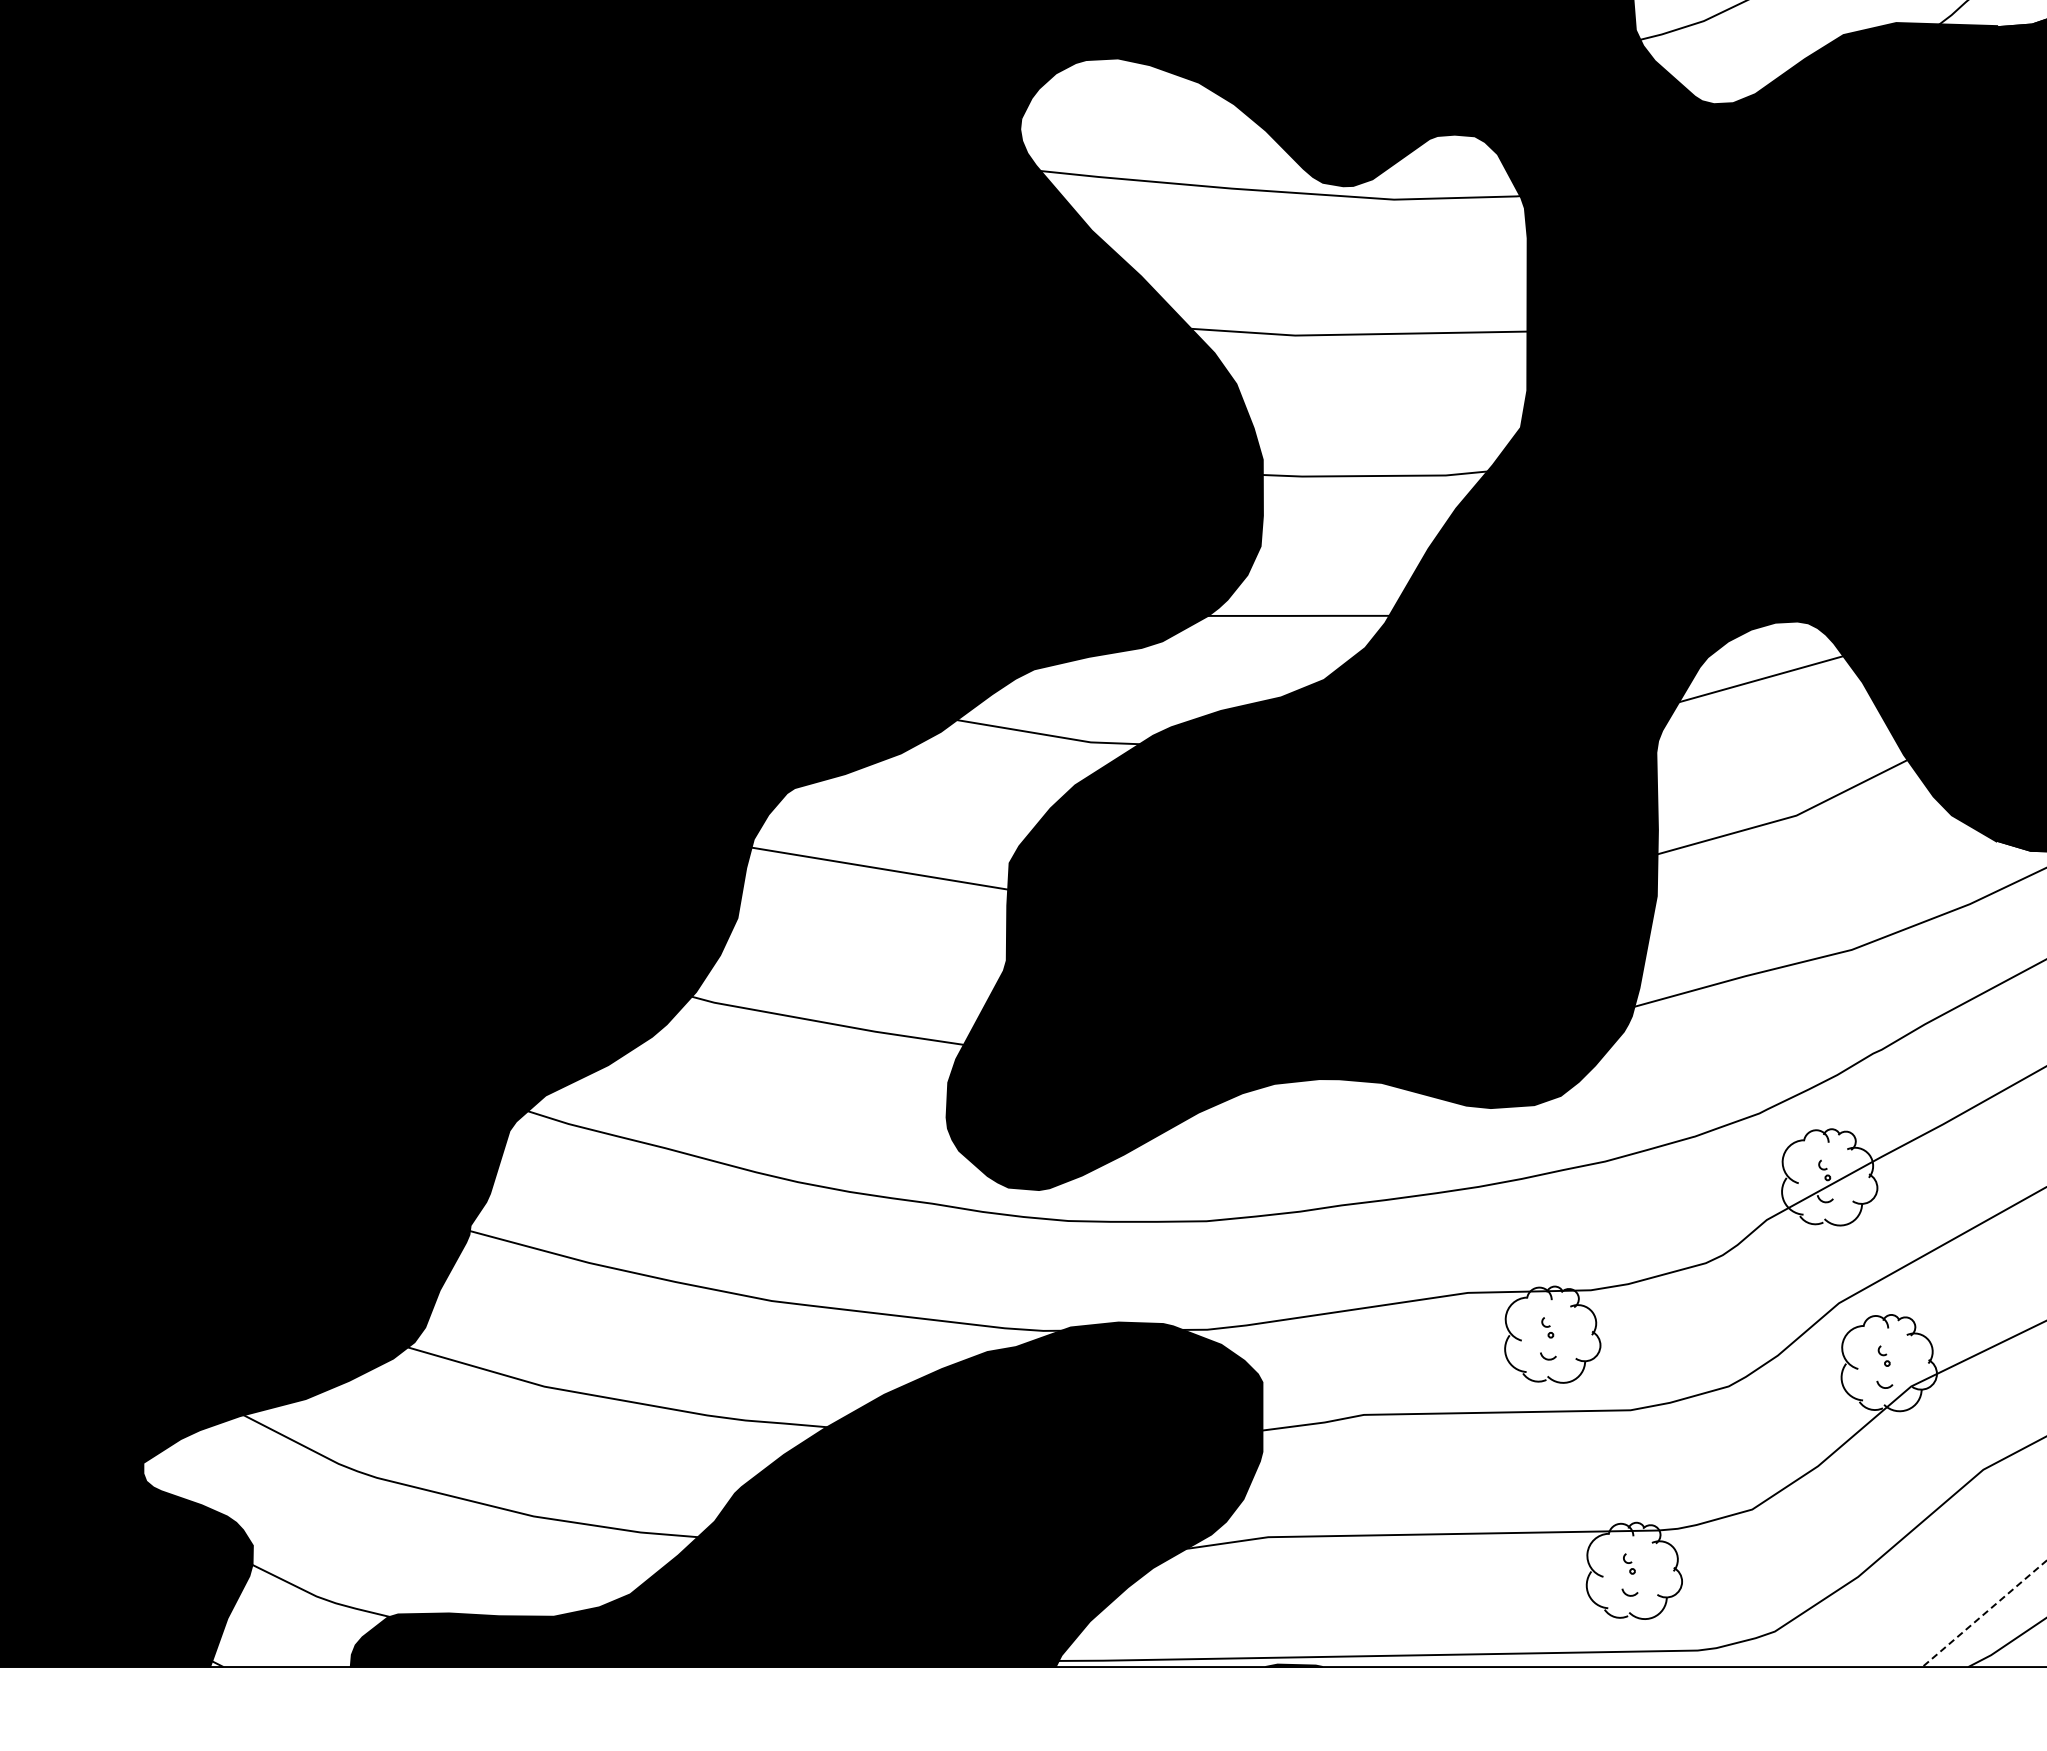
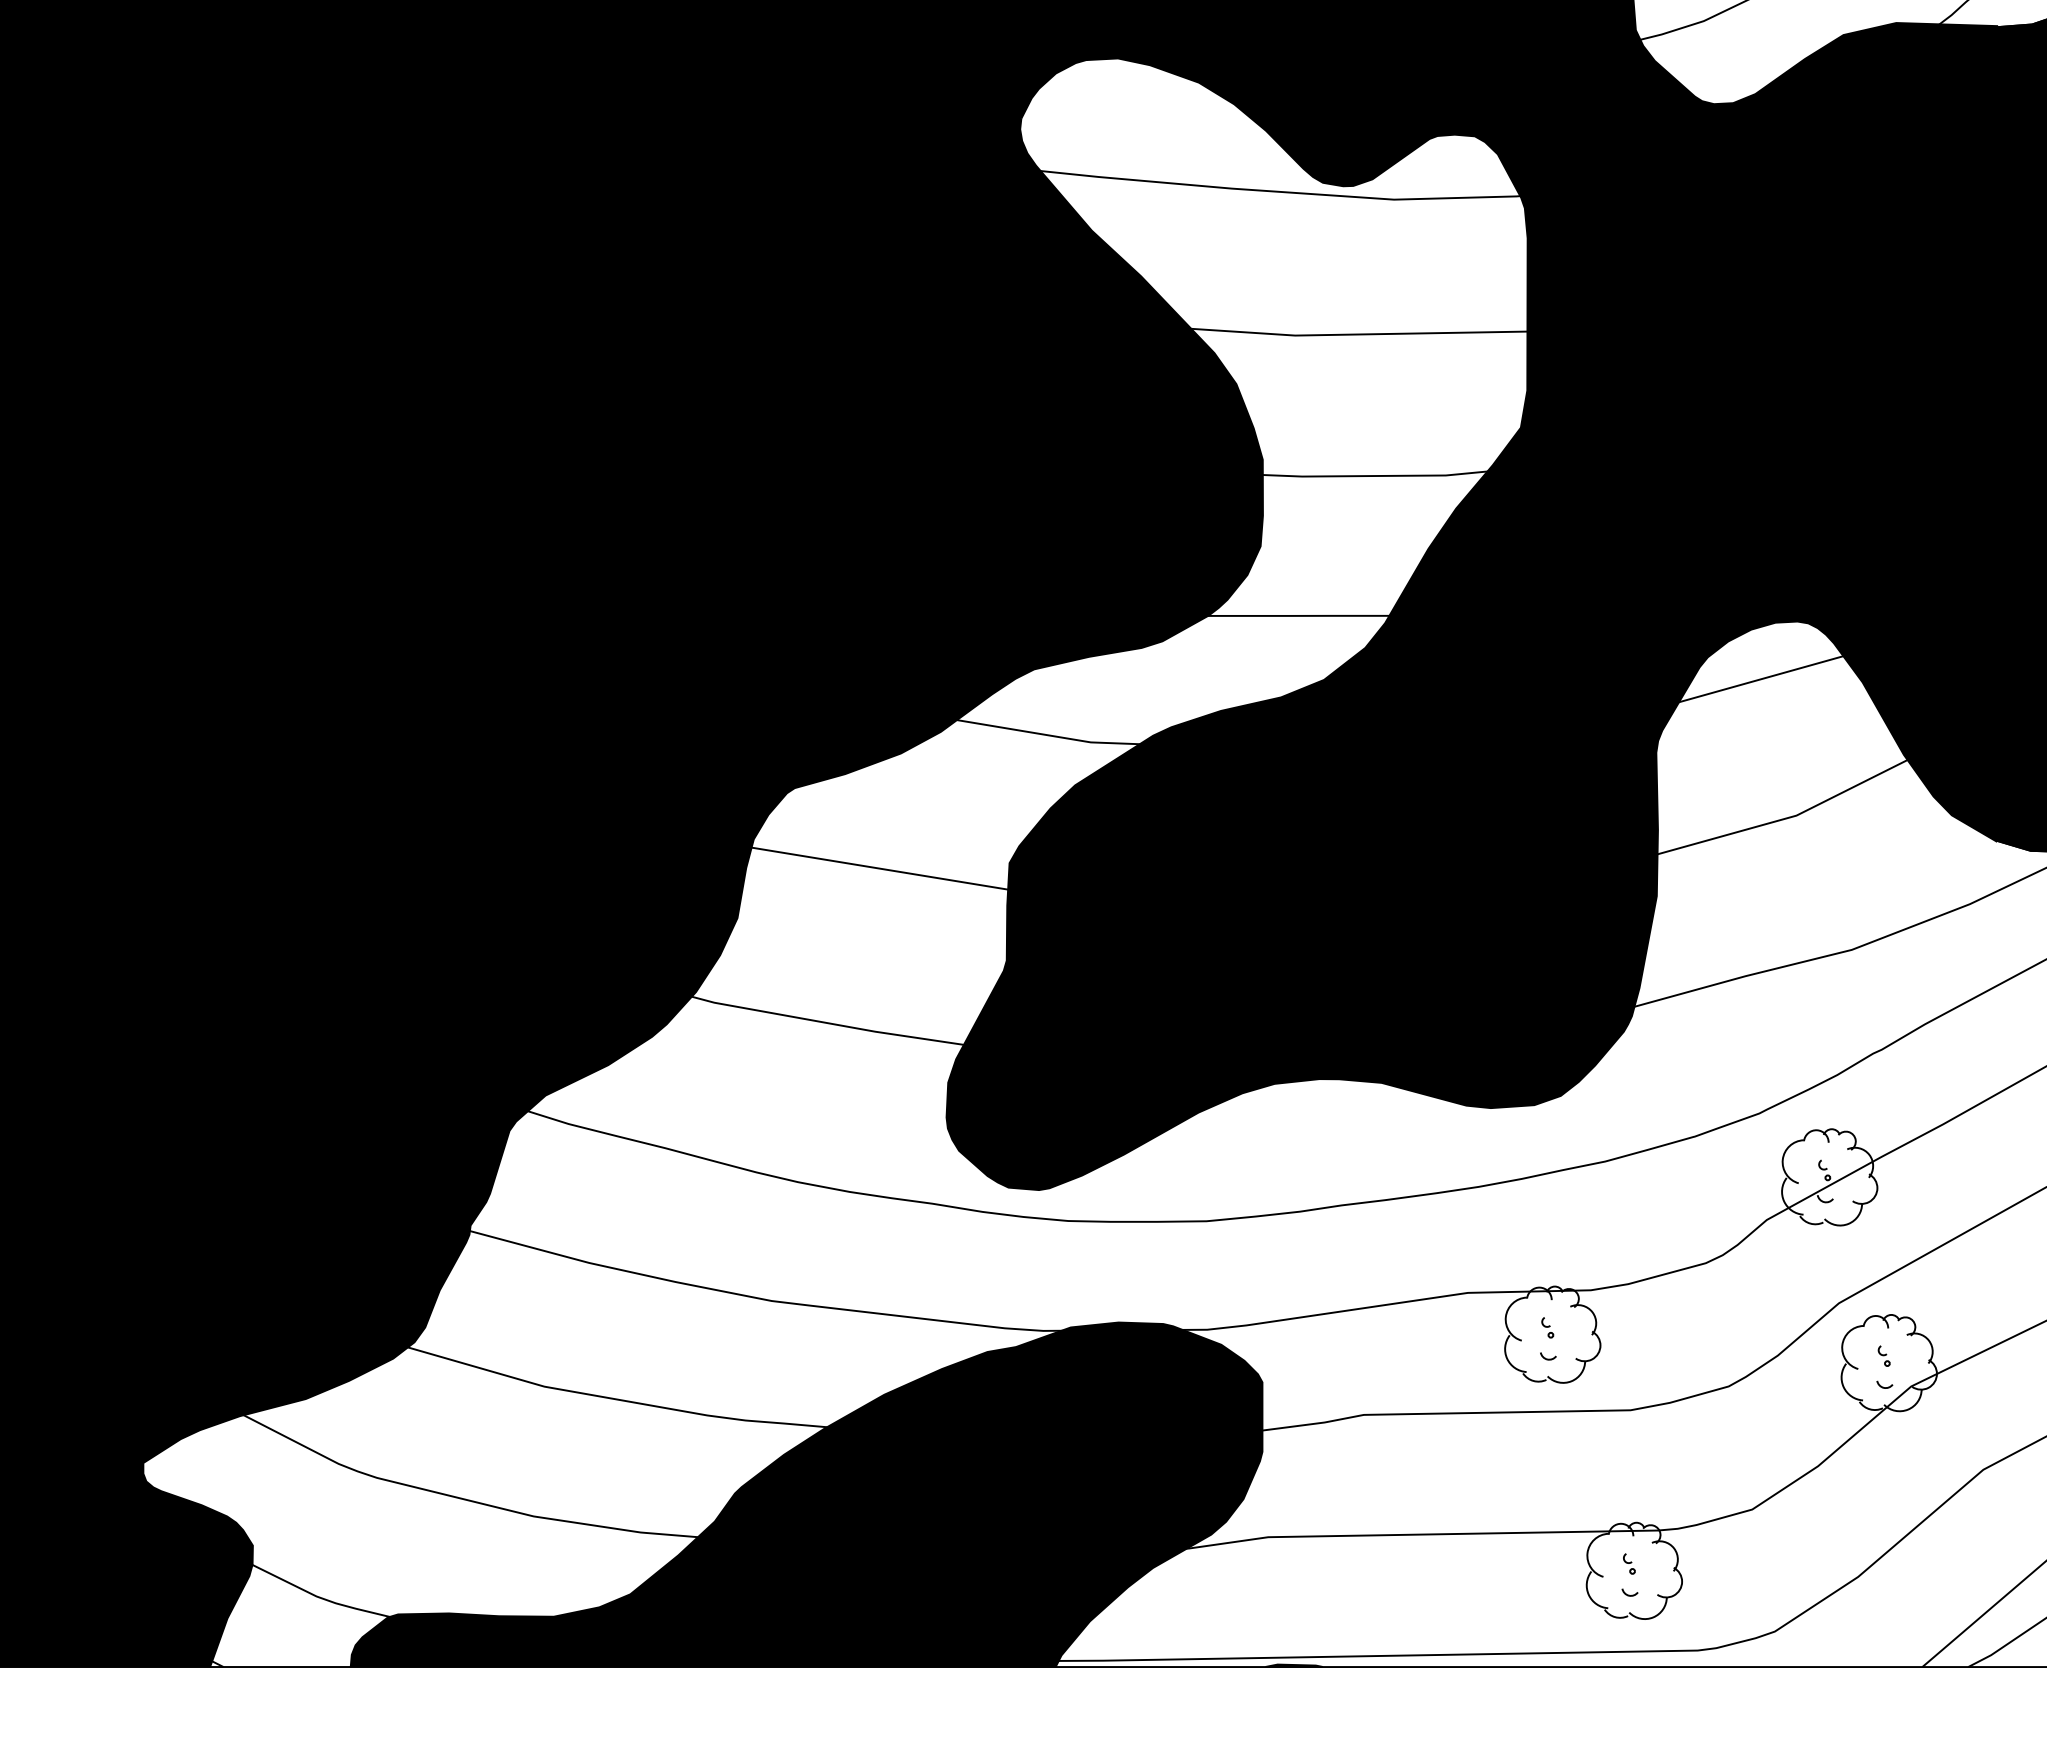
line: dashed -> solid (1984, 1613)
